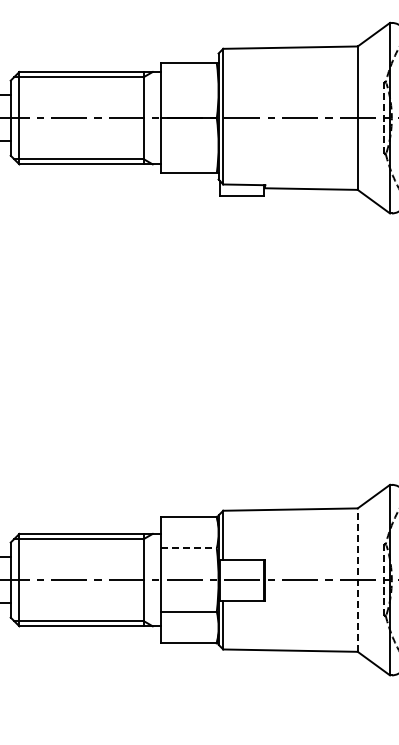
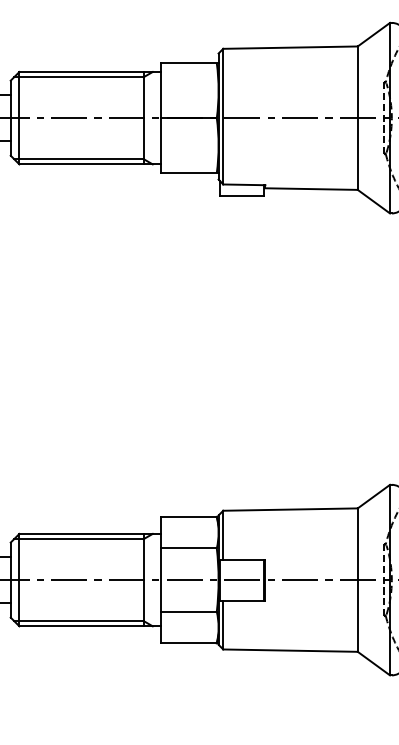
line: dashed -> solid (188, 548)
line: dashed -> solid (357, 580)
